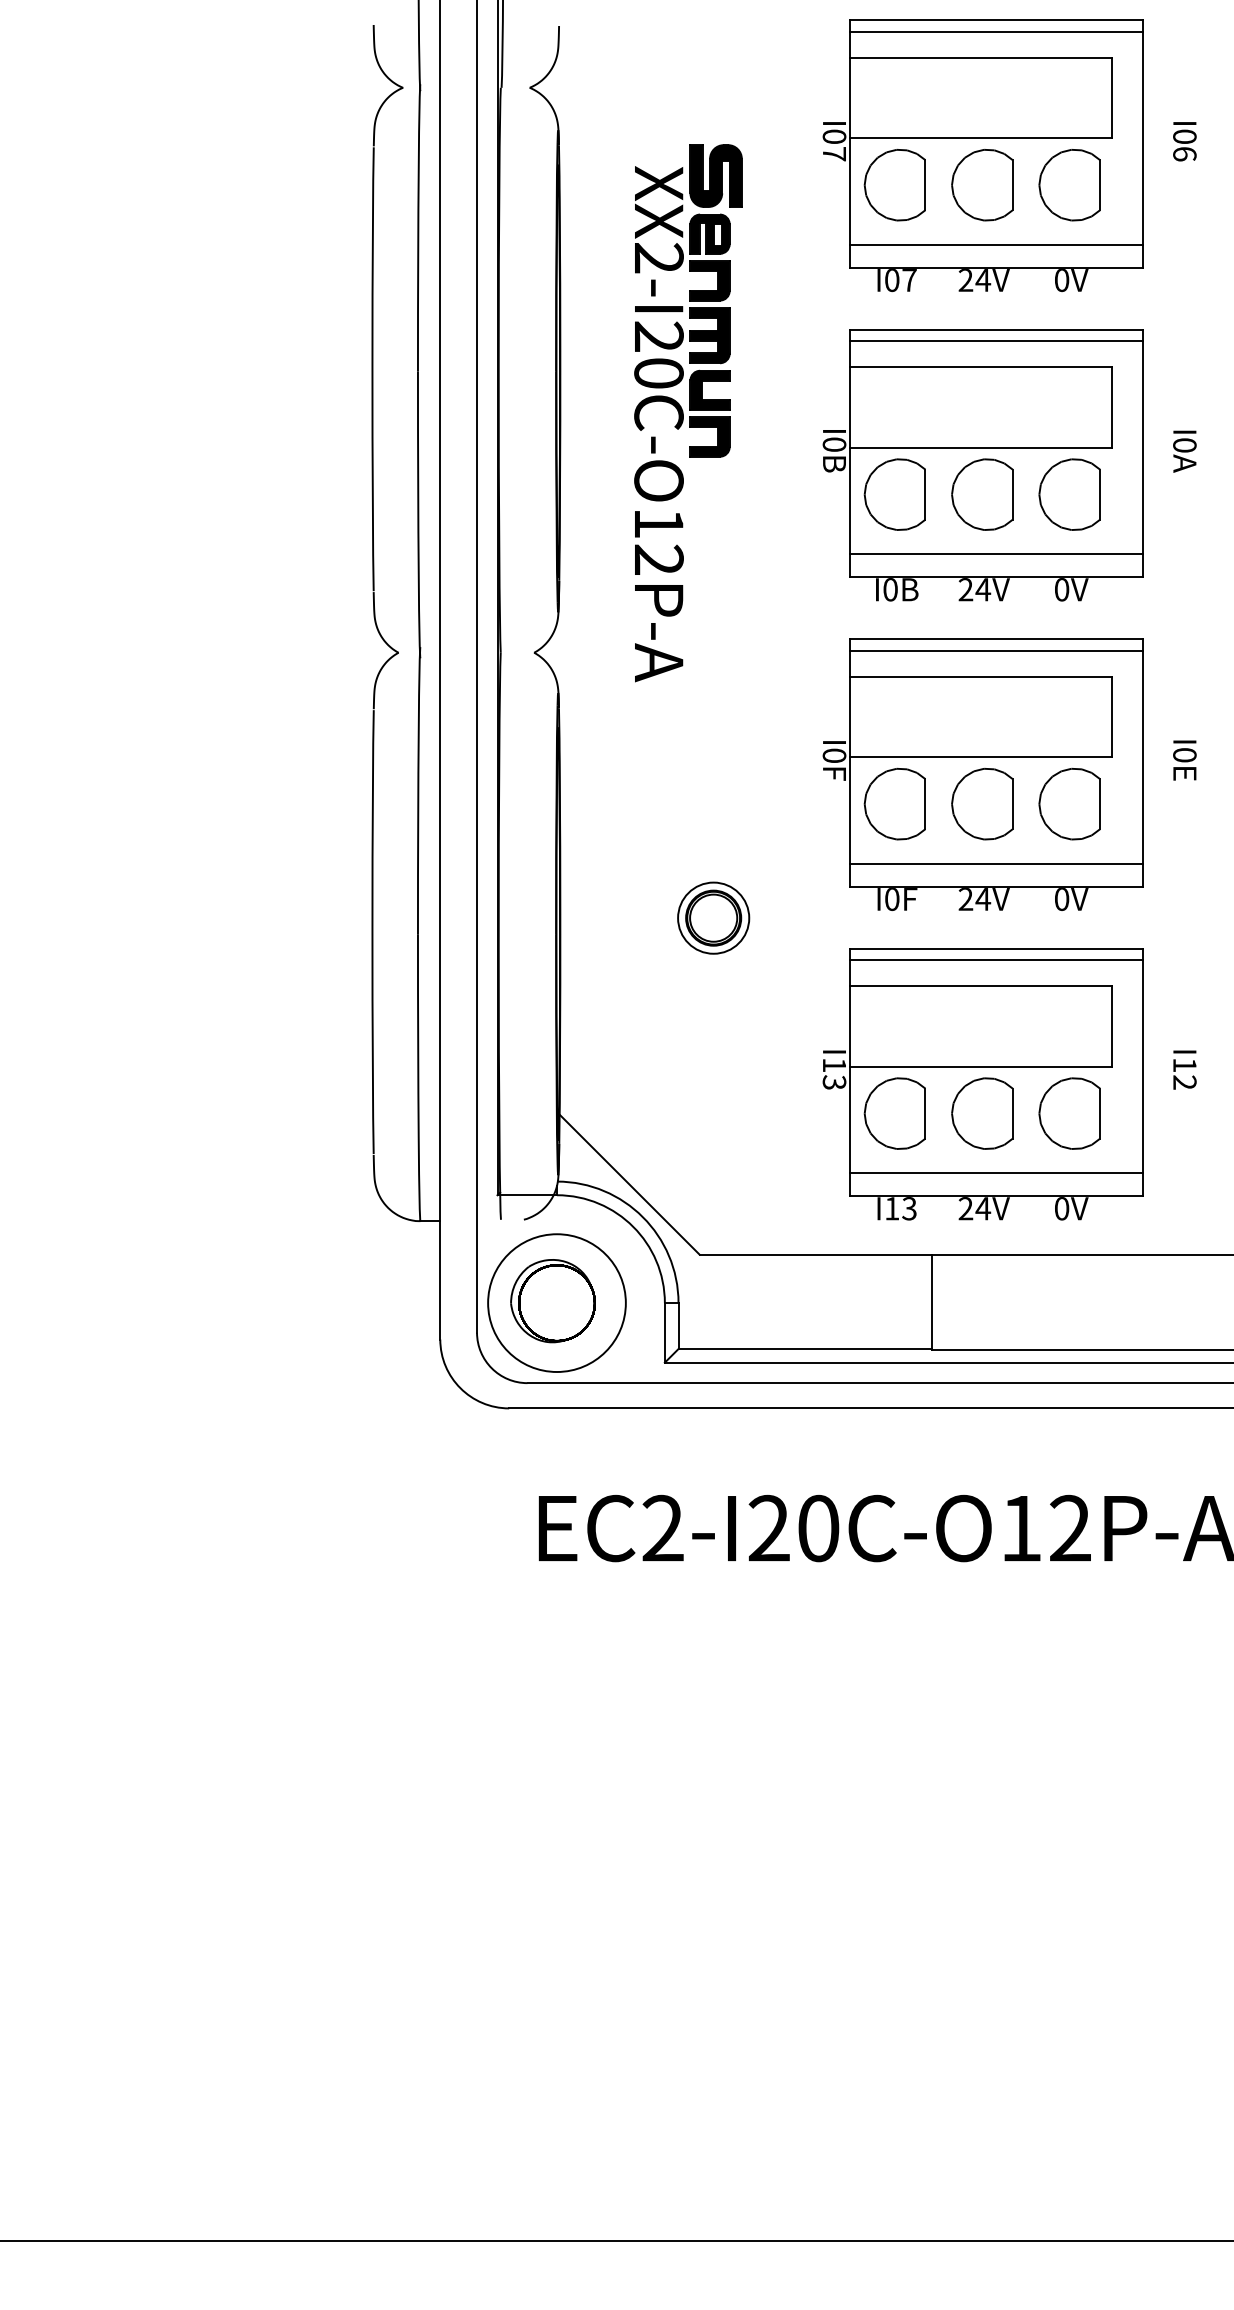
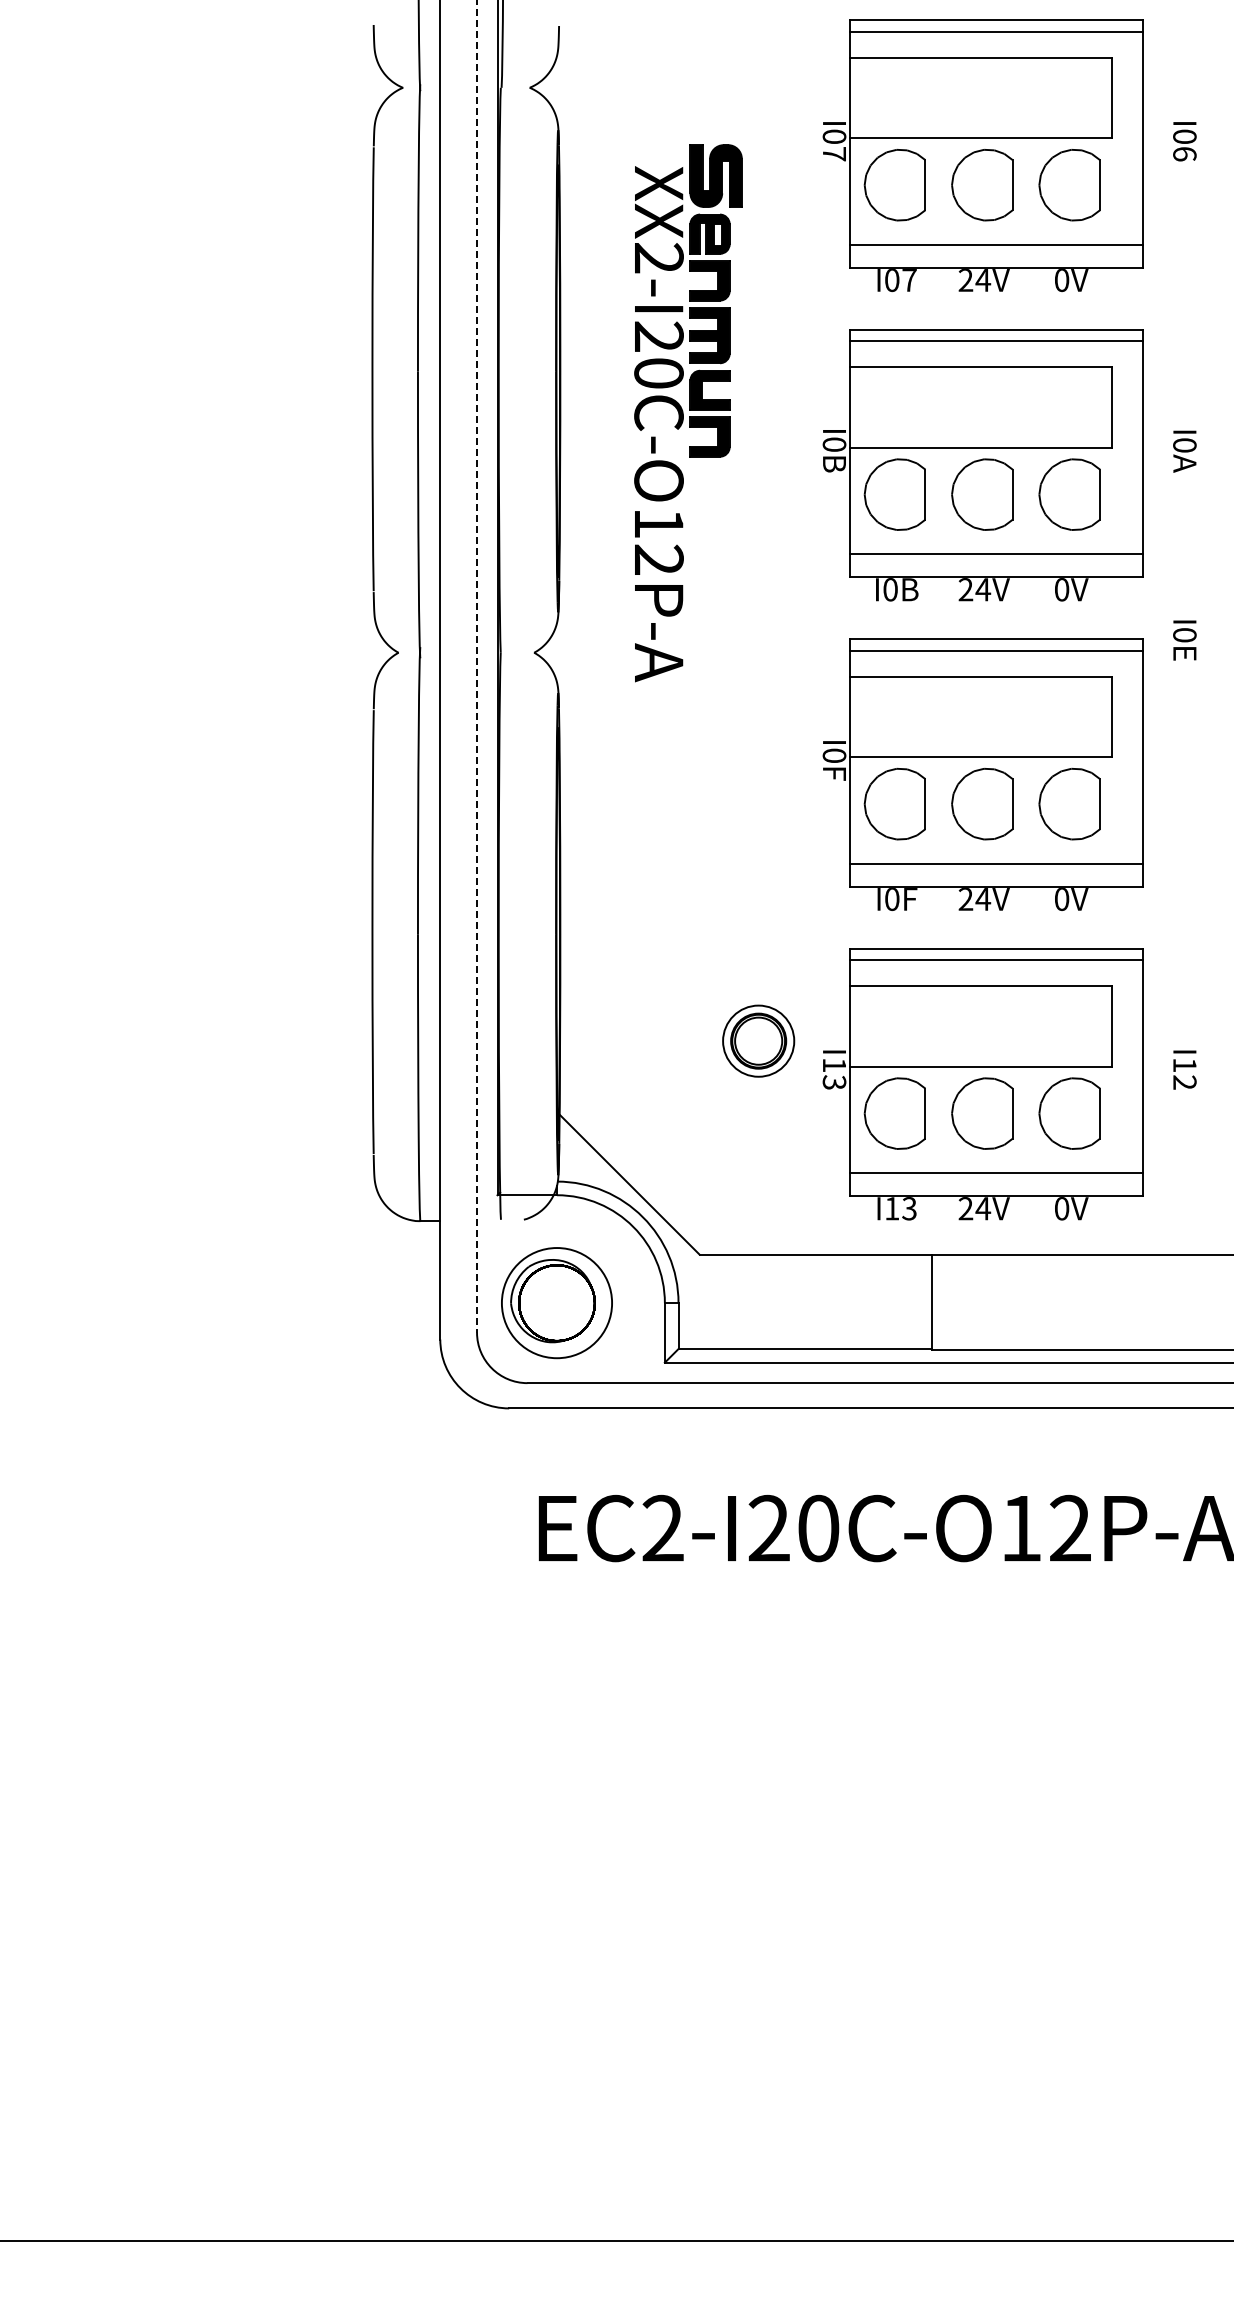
line: solid -> dashed (477, 666)
text position: (1184, 760) -> (1184, 640) (1184, 640)
part position: (713, 917) -> (758, 1040) (758, 1040)
circle diameter: 138 px -> 110 px (556, 1303)
